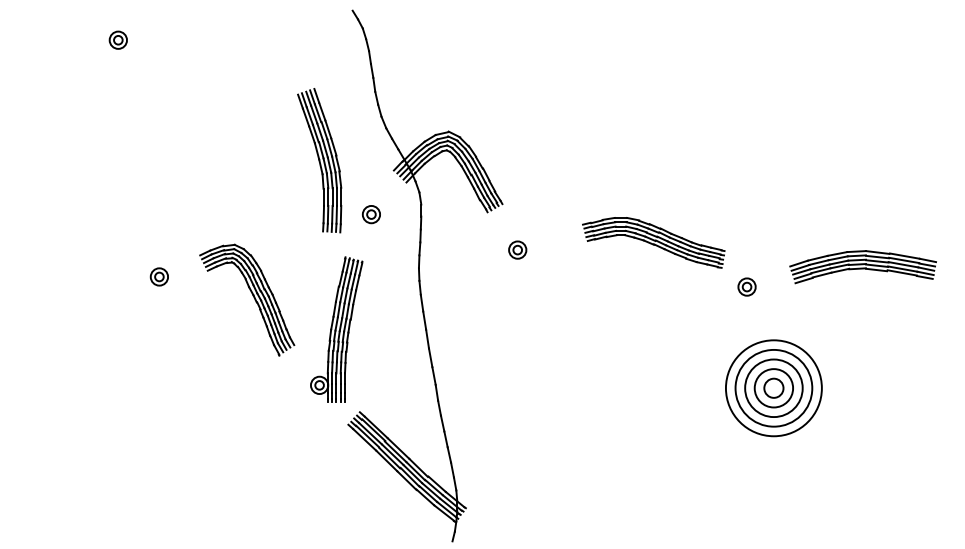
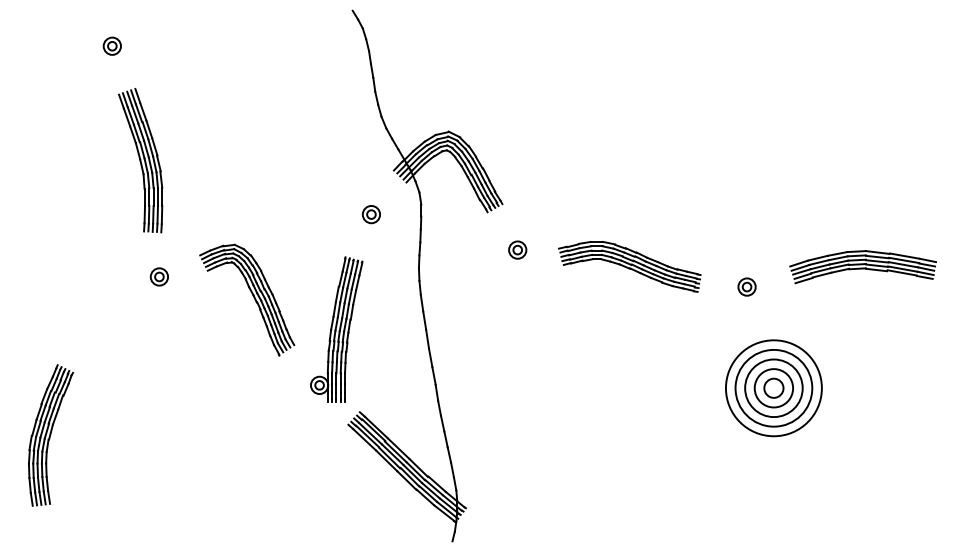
part position: (117, 39) -> (111, 45) (111, 45)
part position: (319, 160) -> (140, 160) (140, 160)
part position: (653, 242) -> (629, 266) (629, 266)
part: none -> present (51, 435)
